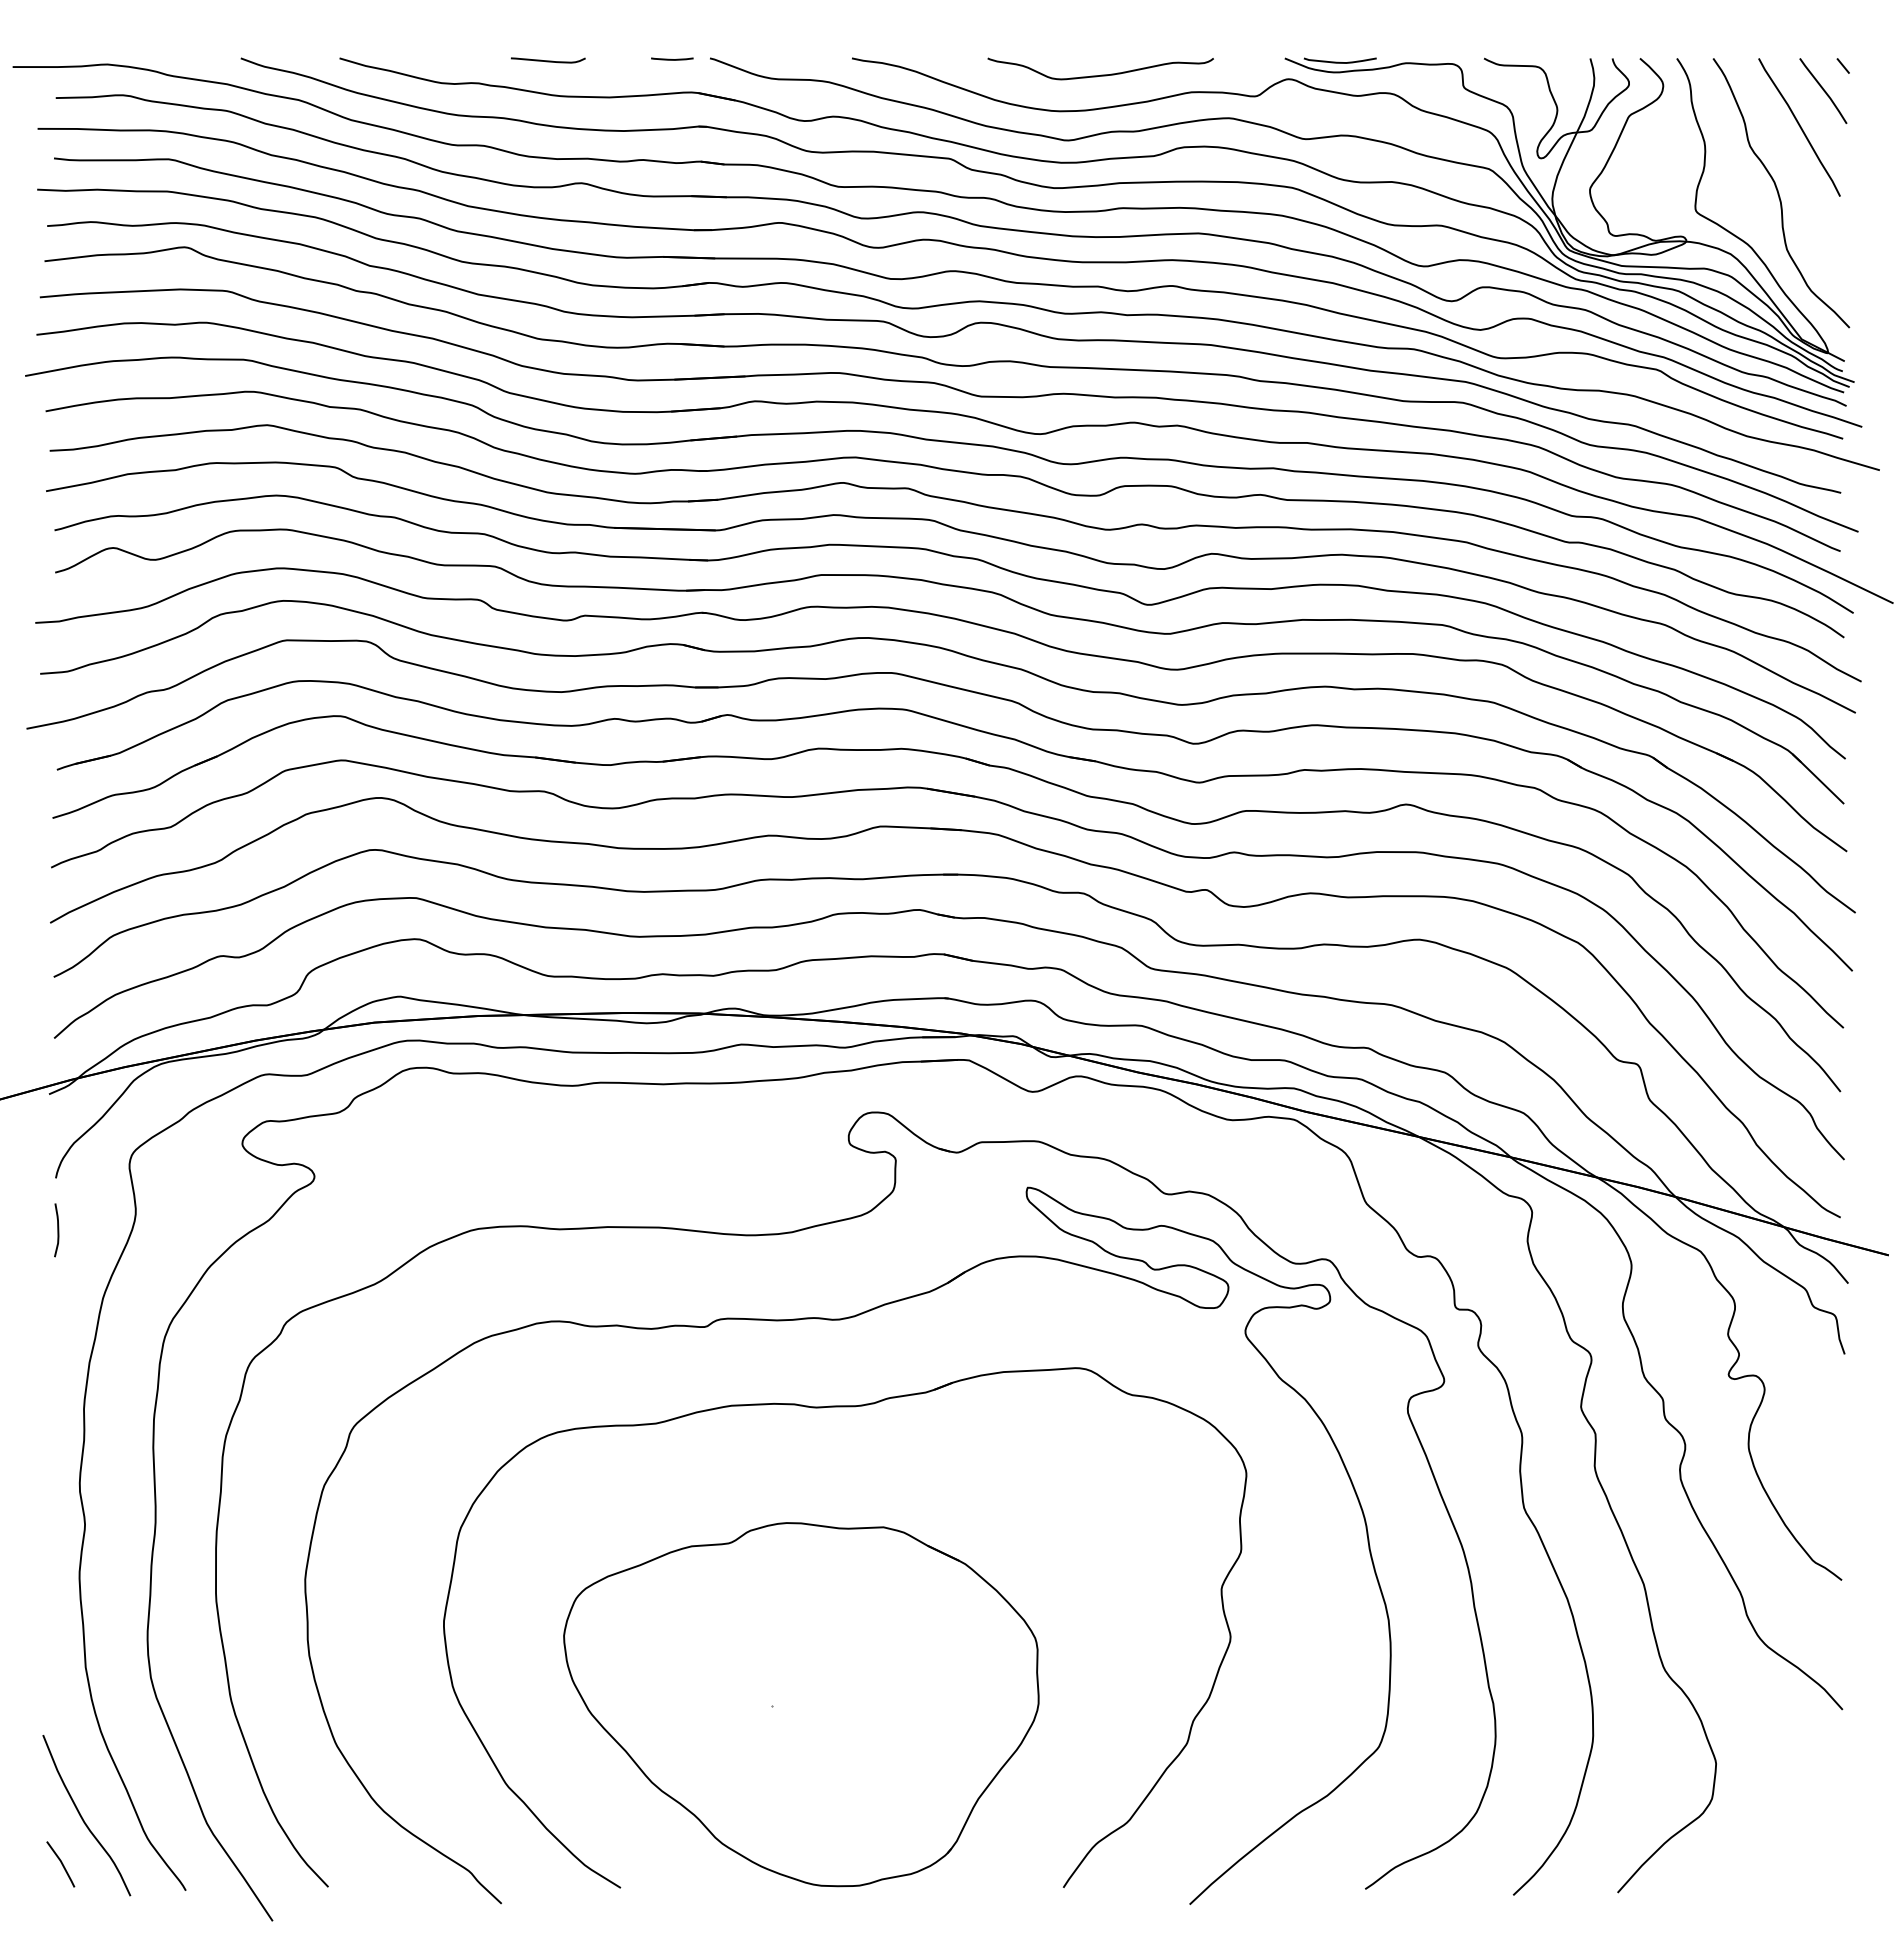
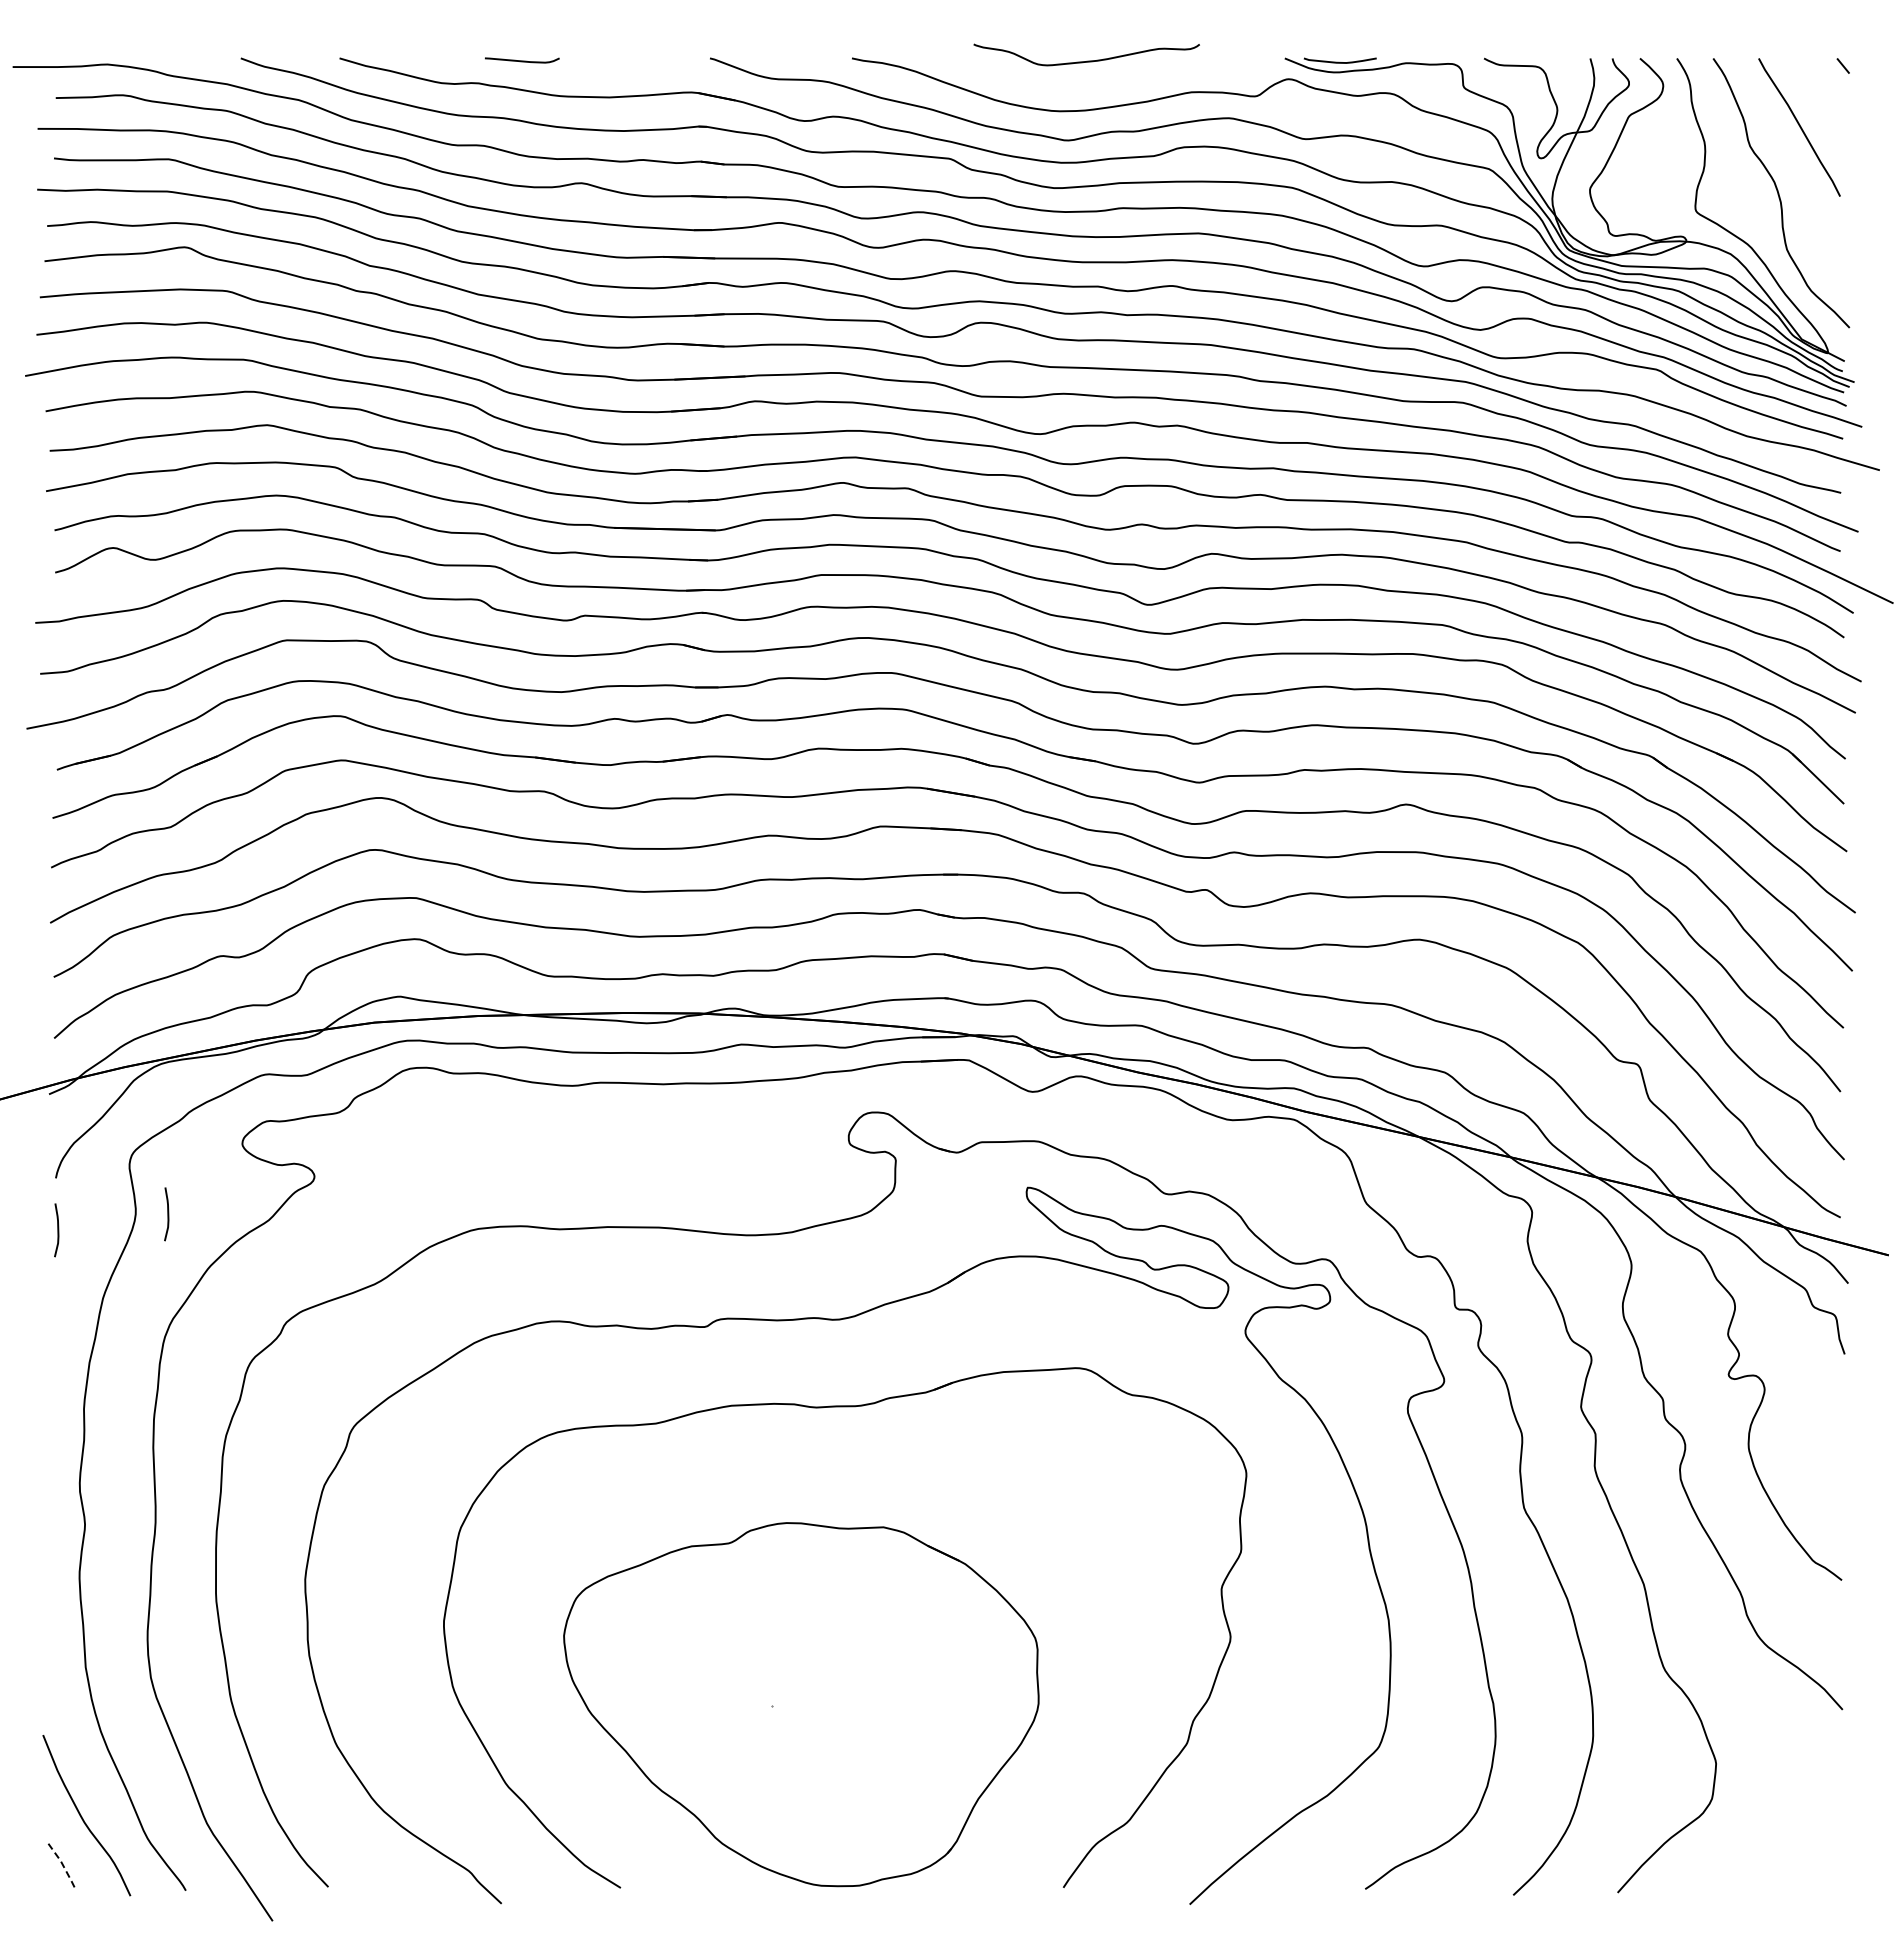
line: present -> none (672, 59)
curve position: (548, 60) -> (522, 60) (522, 60)
curve position: (1101, 74) -> (1087, 60) (1087, 60)
line: present -> none (1823, 90)
curve: none -> present (167, 1214)
line: solid -> dashed (62, 1863)
